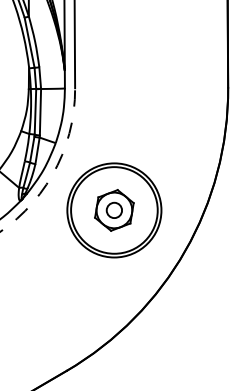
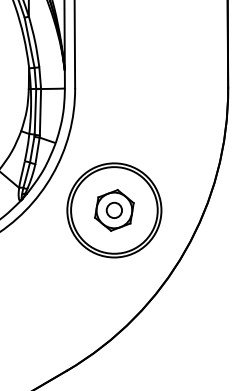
arc: dashed -> solid (55, 169)
